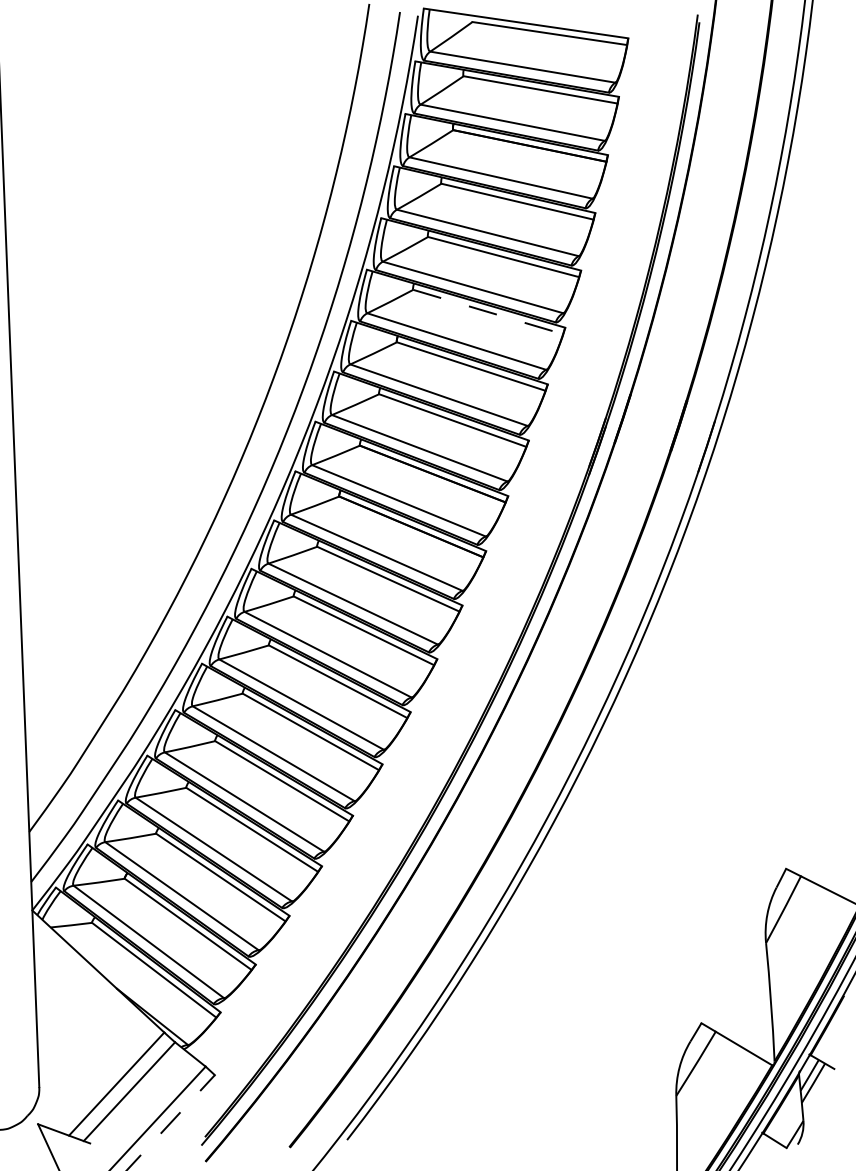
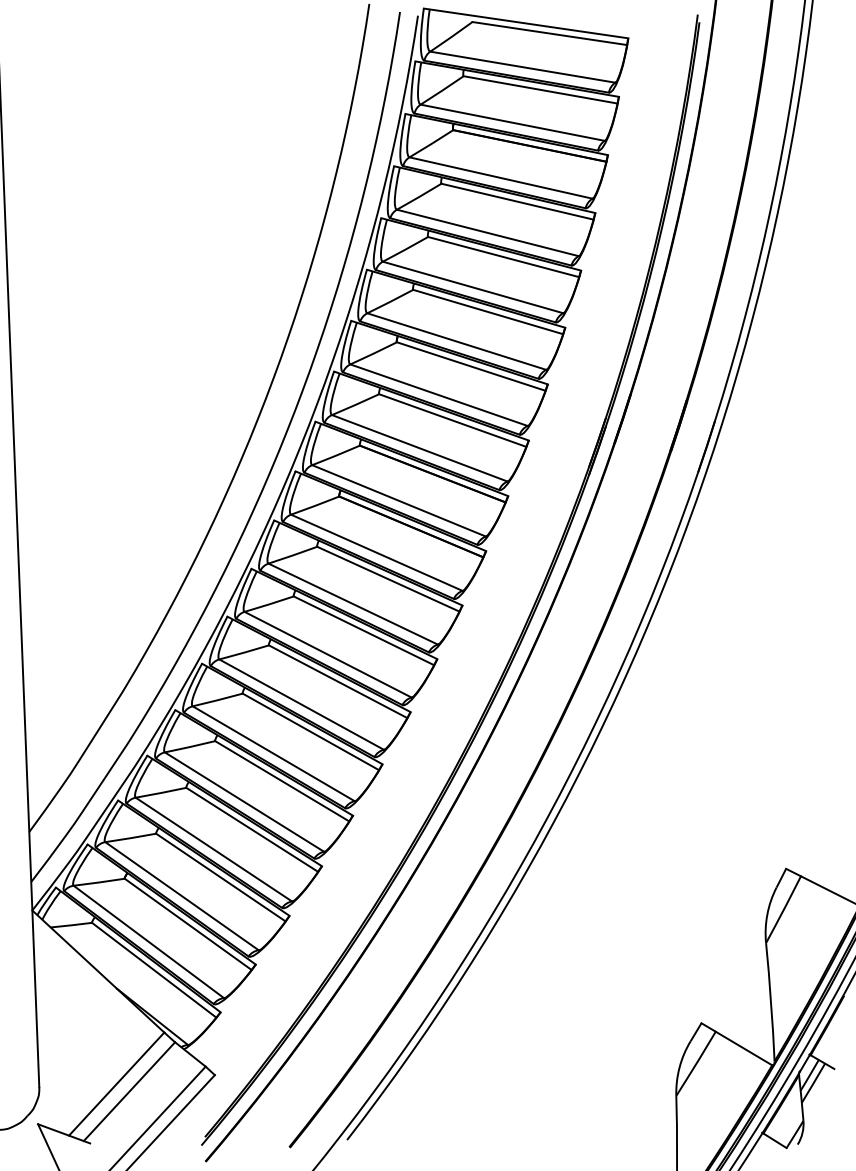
line: dashed -> solid (488, 312)
line: dashed -> solid (170, 1122)
